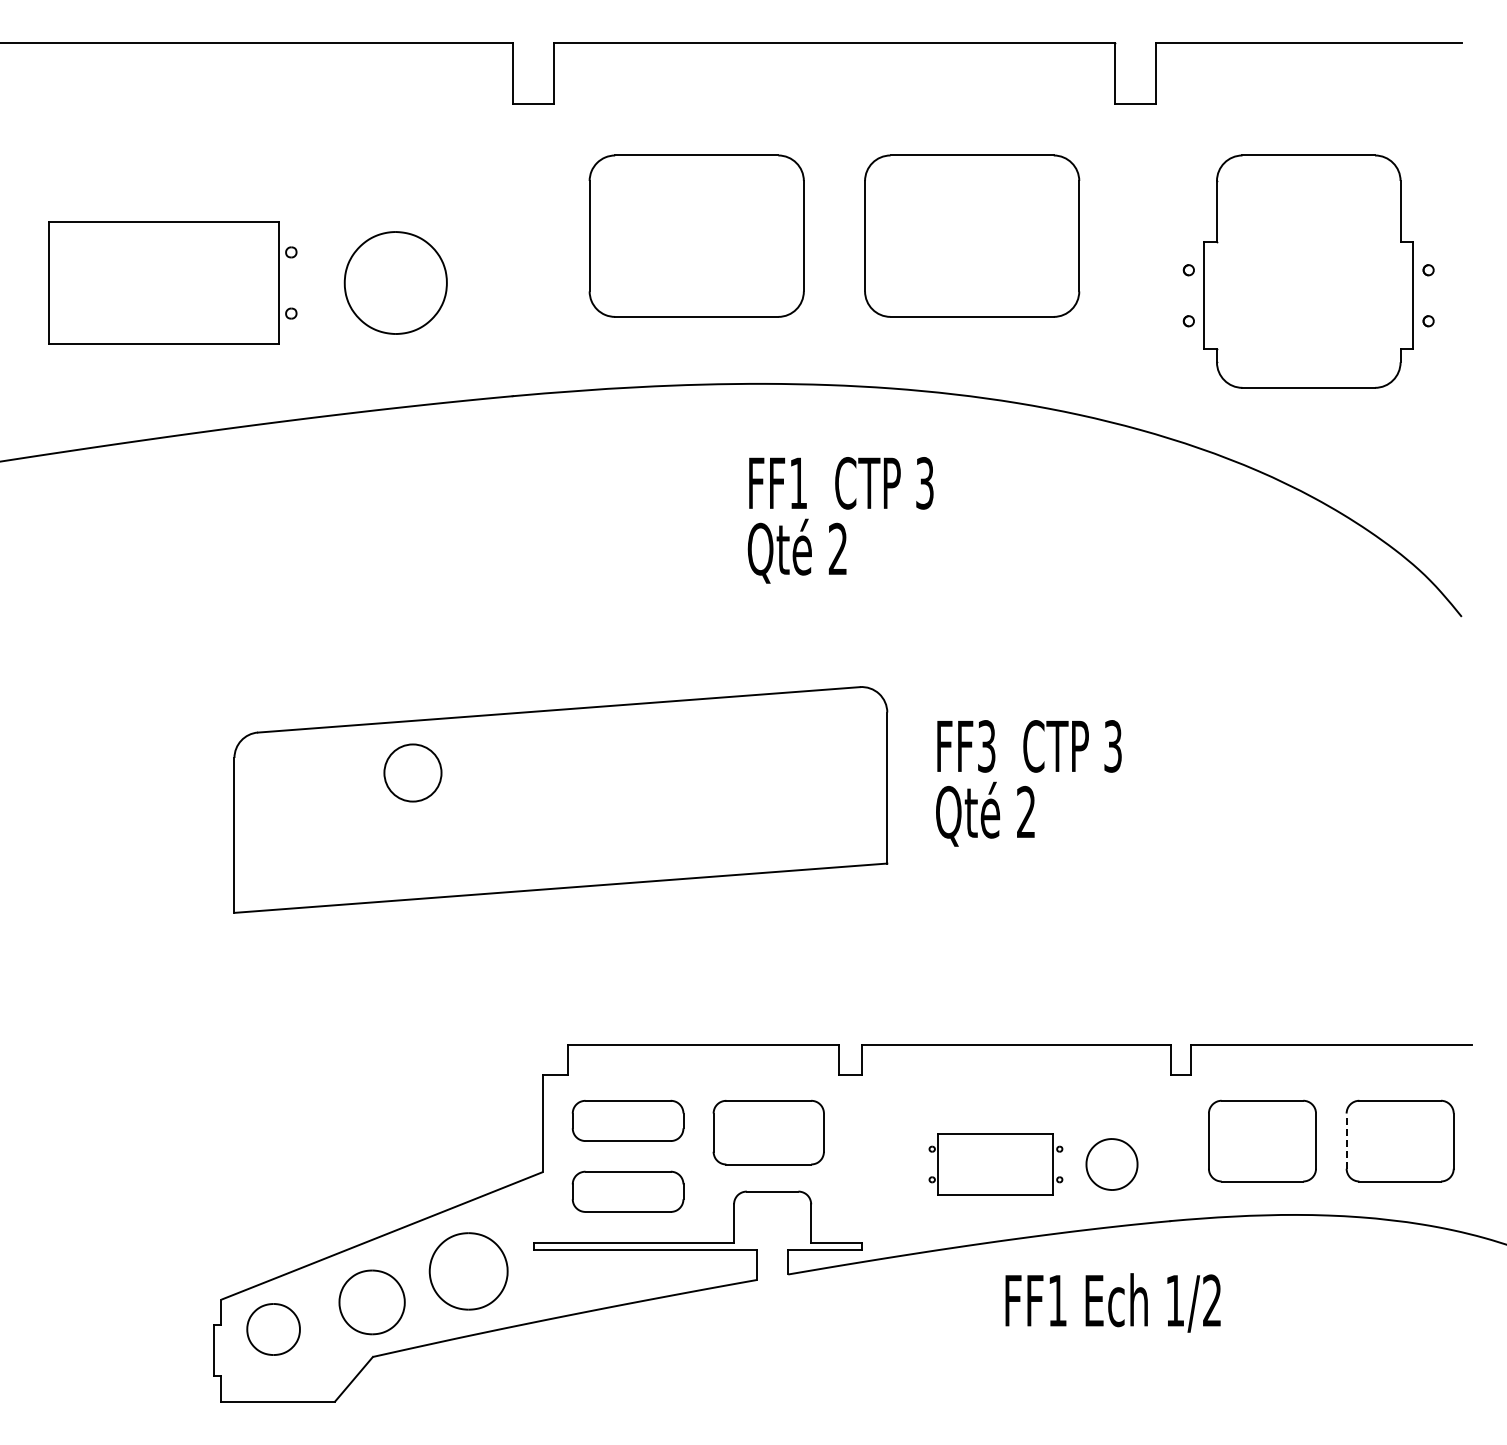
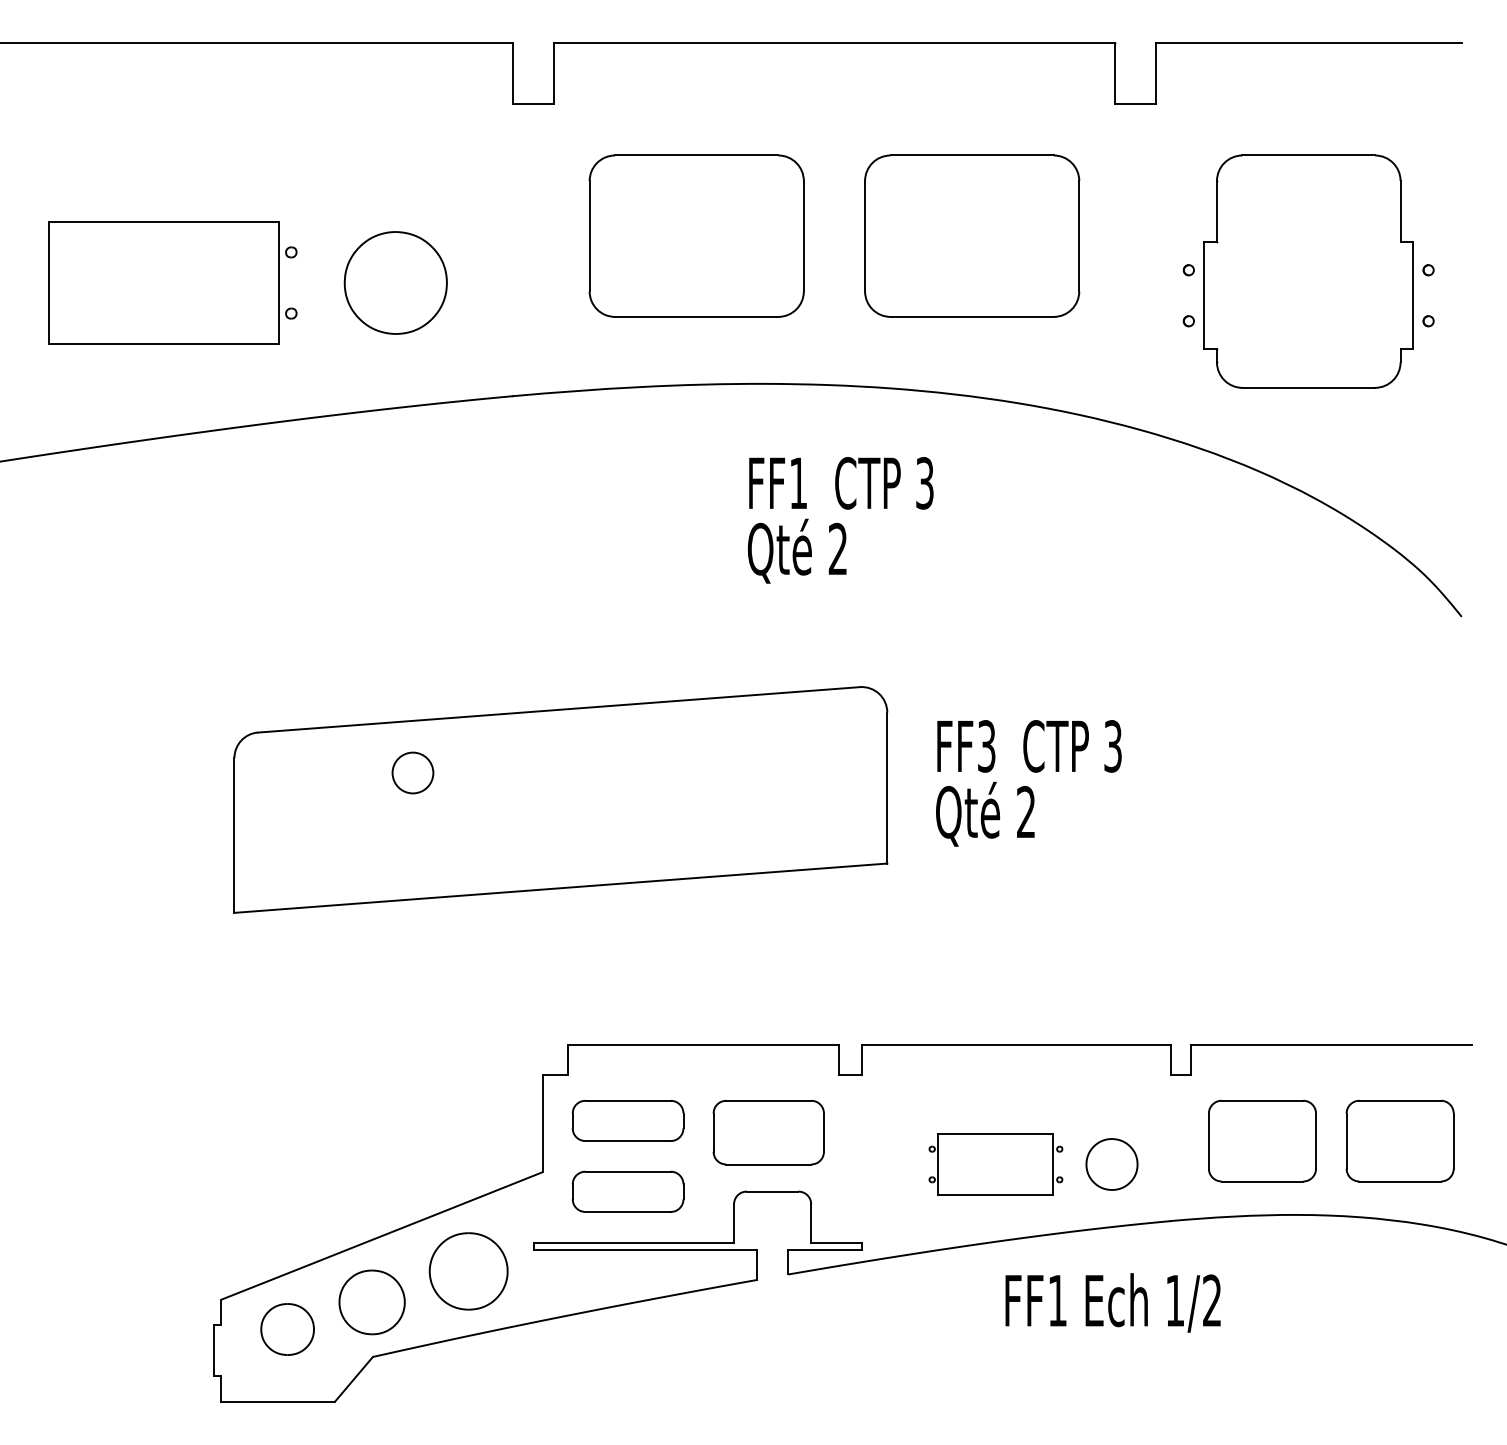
circle diameter: 57 px -> 41 px (412, 772)
line: dashed -> solid (1346, 1141)
part position: (273, 1329) -> (287, 1329) (287, 1329)
